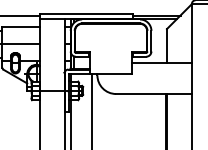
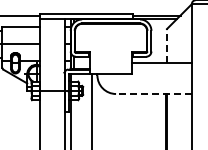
line: solid -> dashed (166, 46)
line: solid -> dashed (153, 94)
